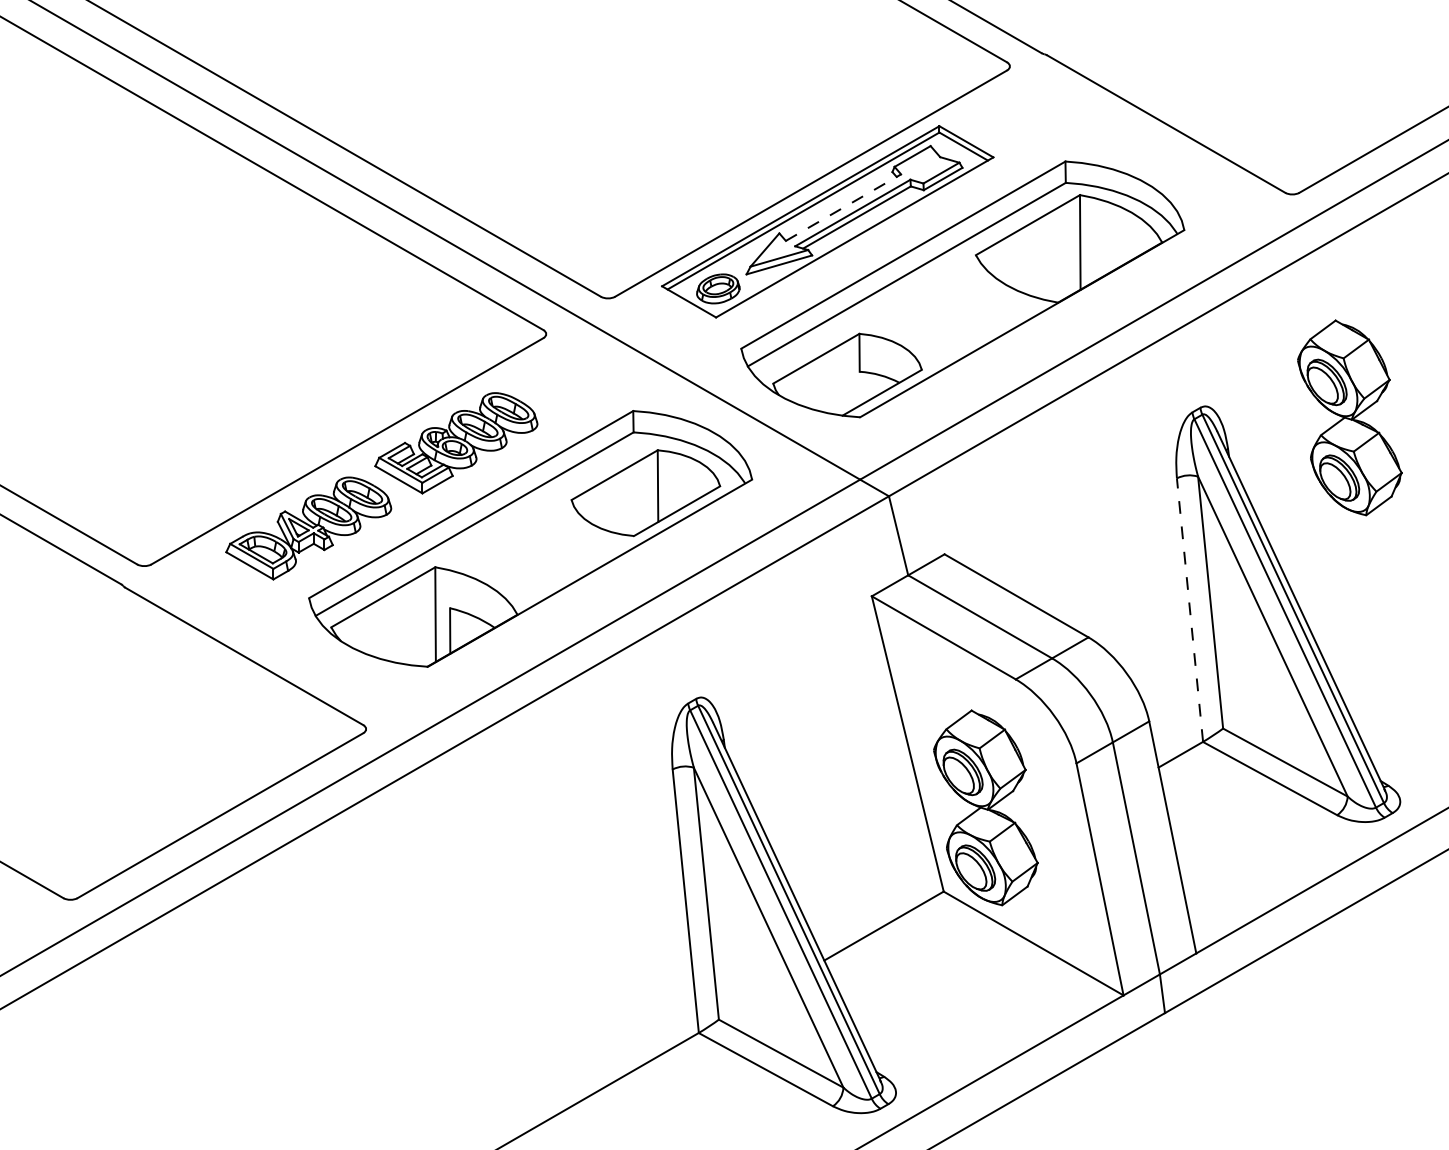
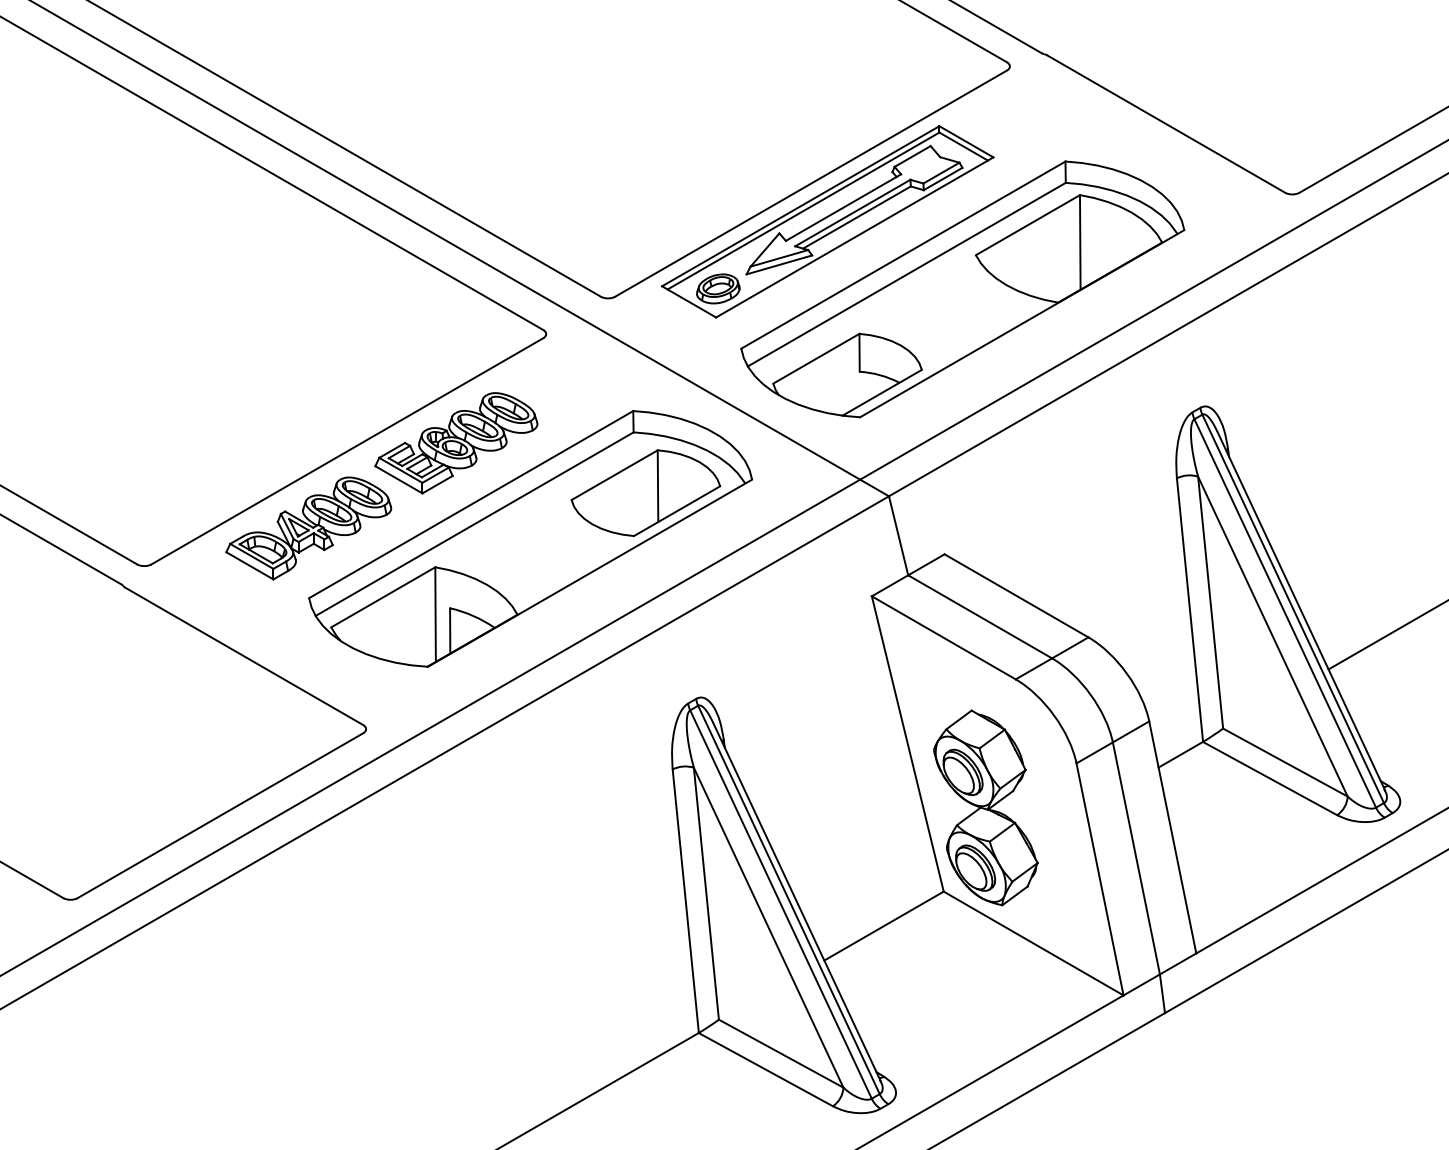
line: dashed -> solid (843, 207)
part: present -> none (1349, 417)
line: dashed -> solid (1189, 609)
line: none -> present (1386, 635)
